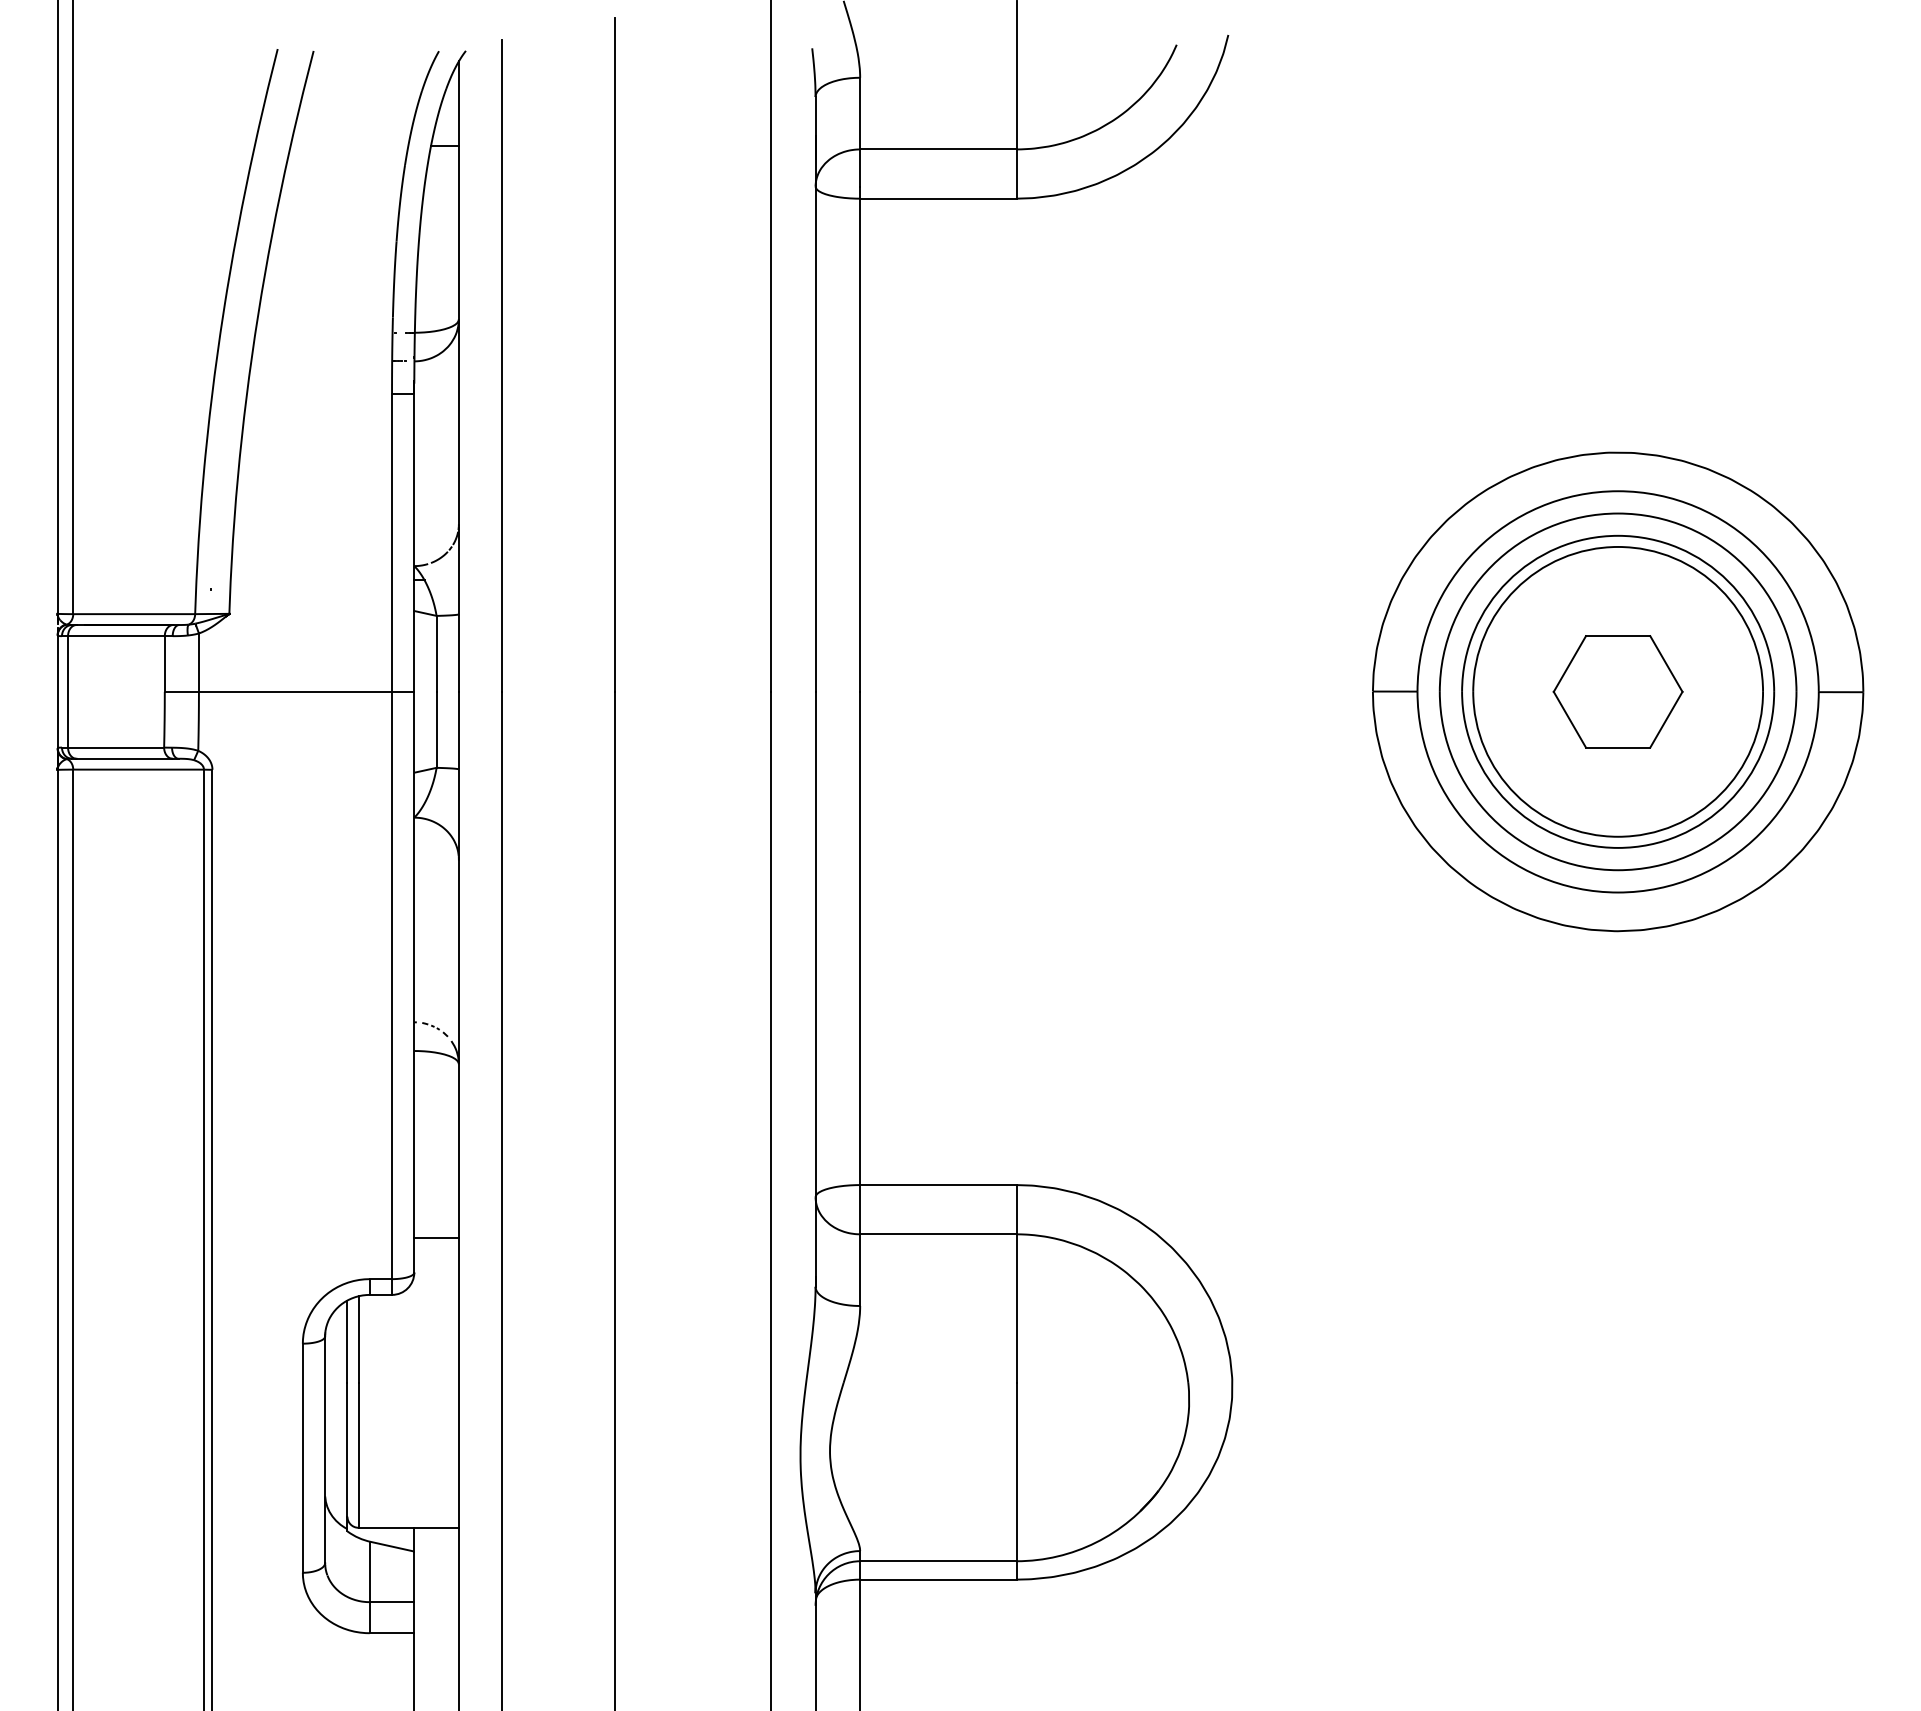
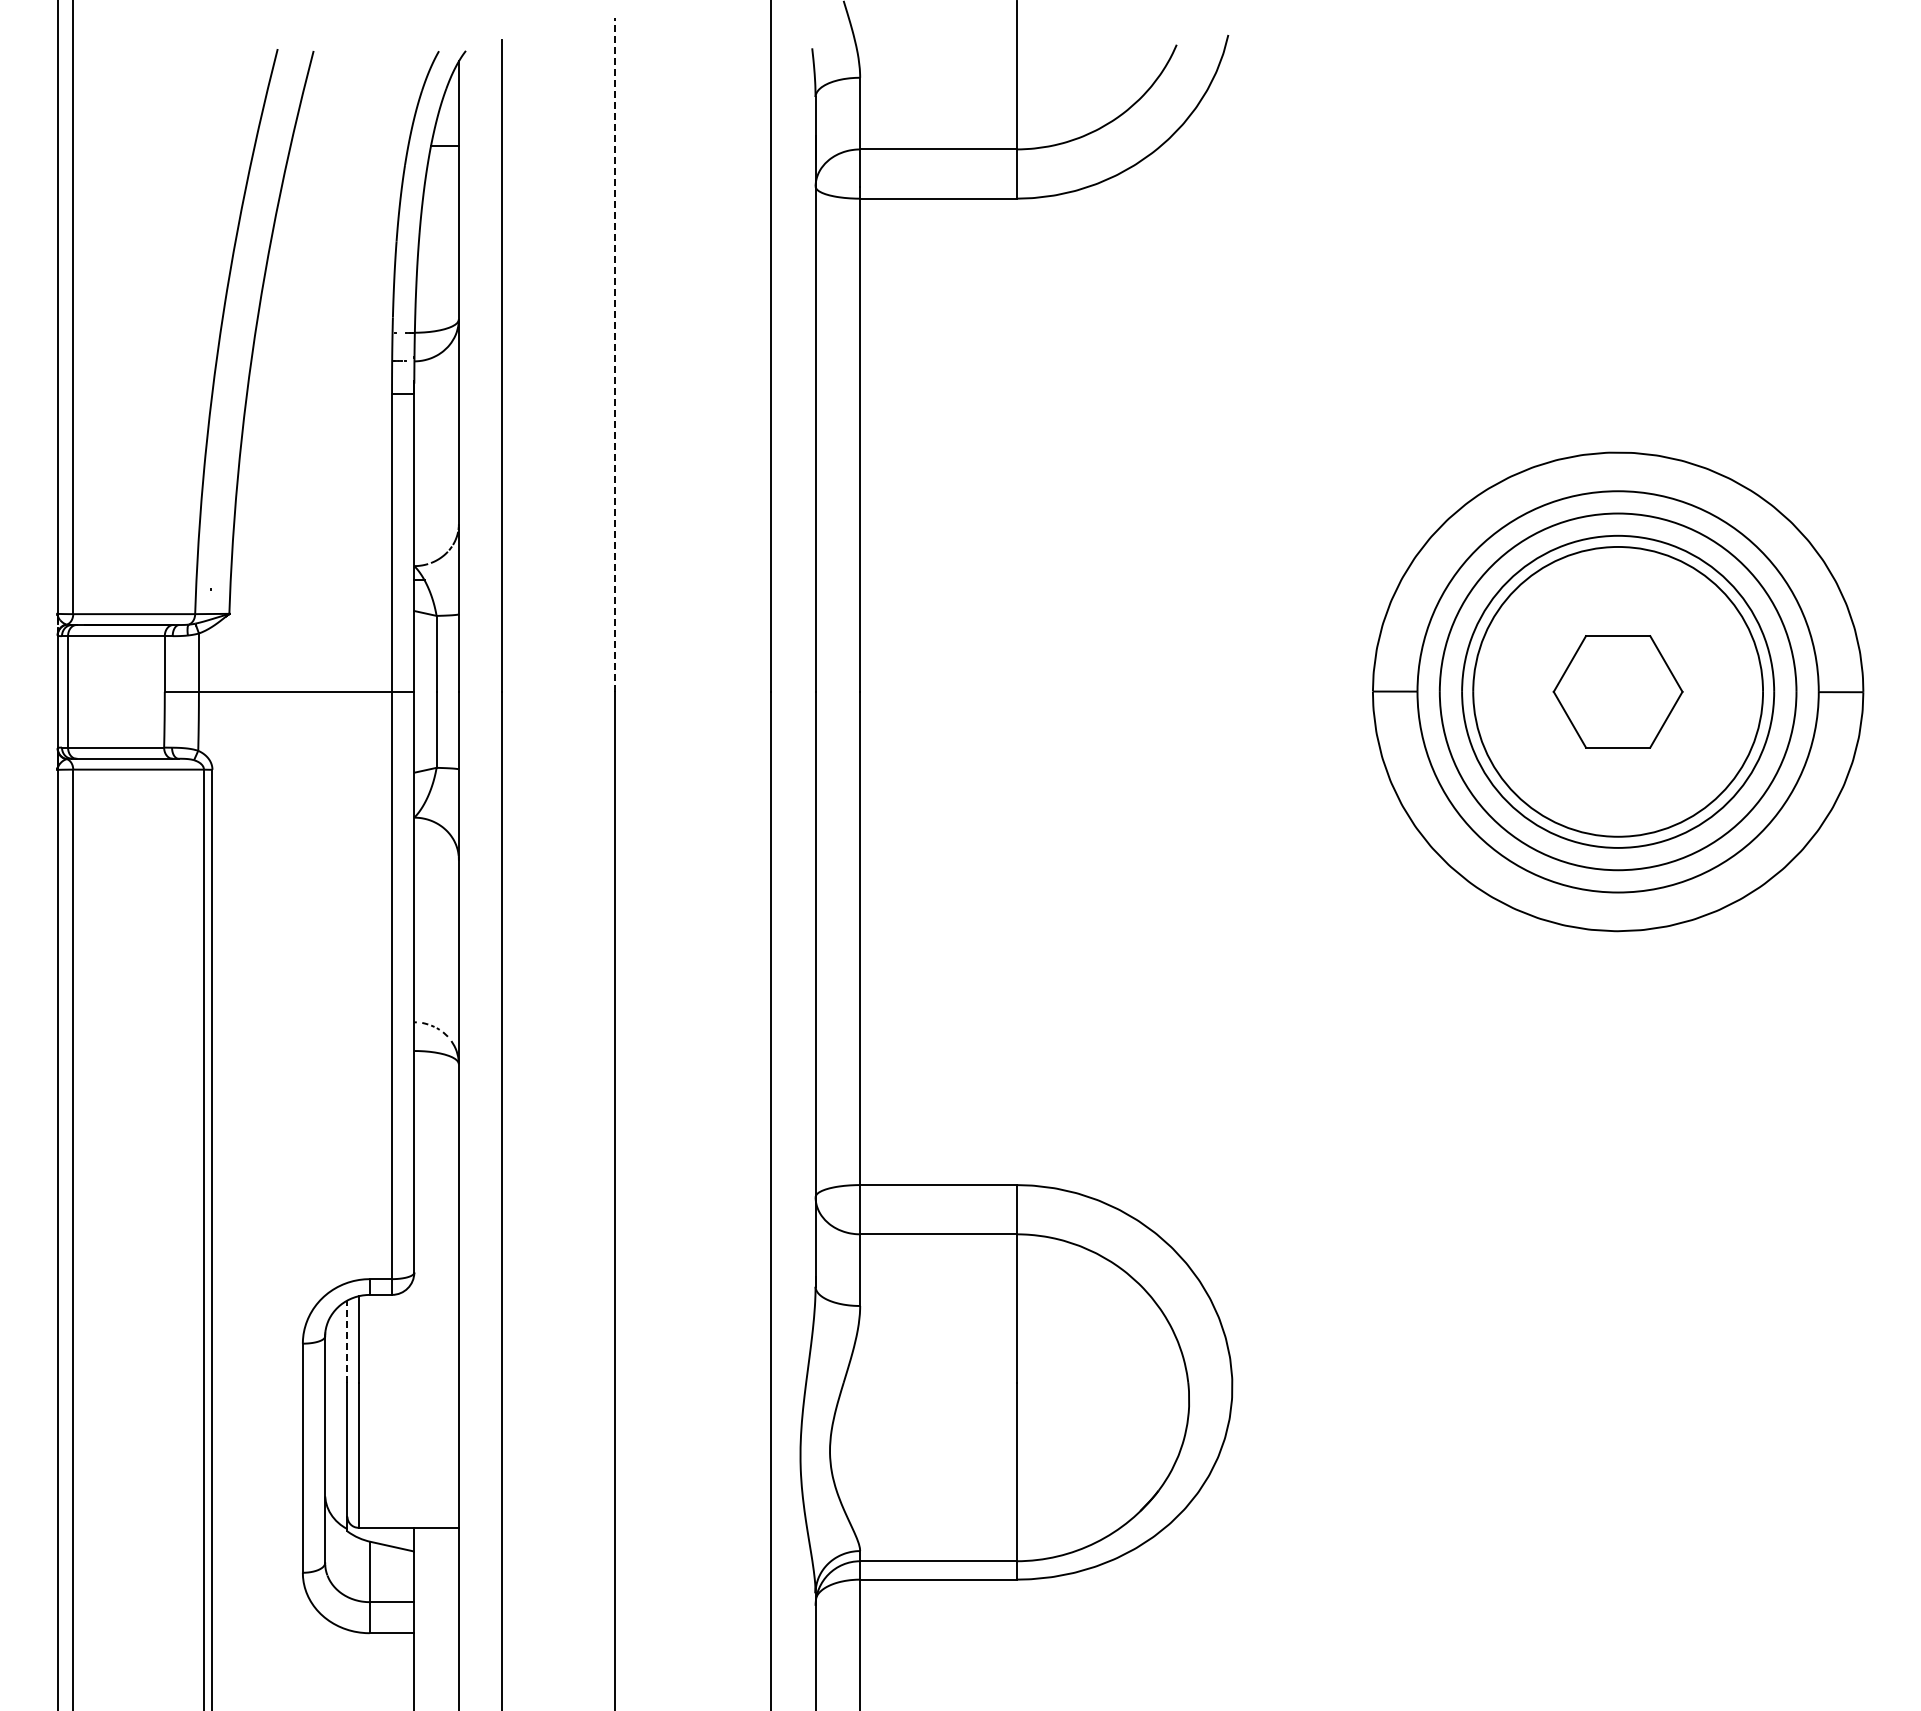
line: solid -> dashed (614, 354)
line: present -> none (436, 1238)
line: solid -> dashed (347, 1341)
